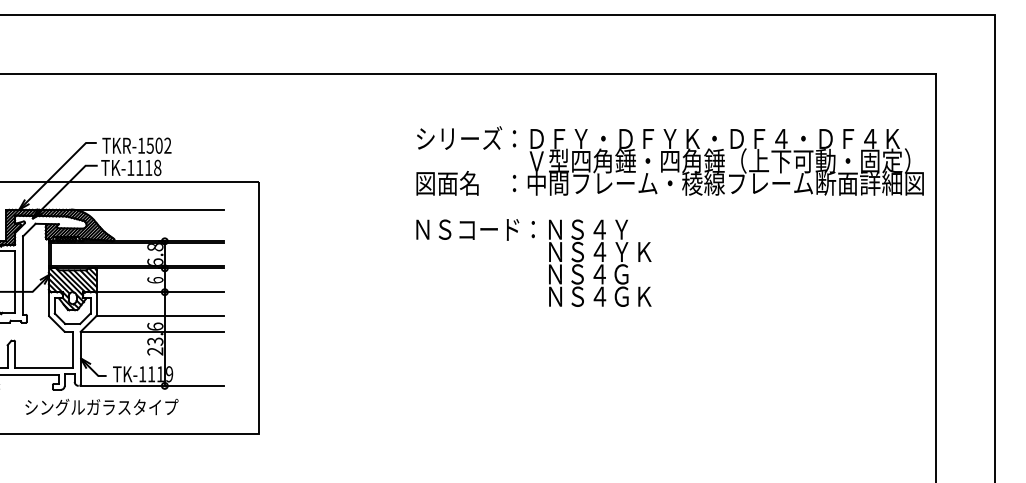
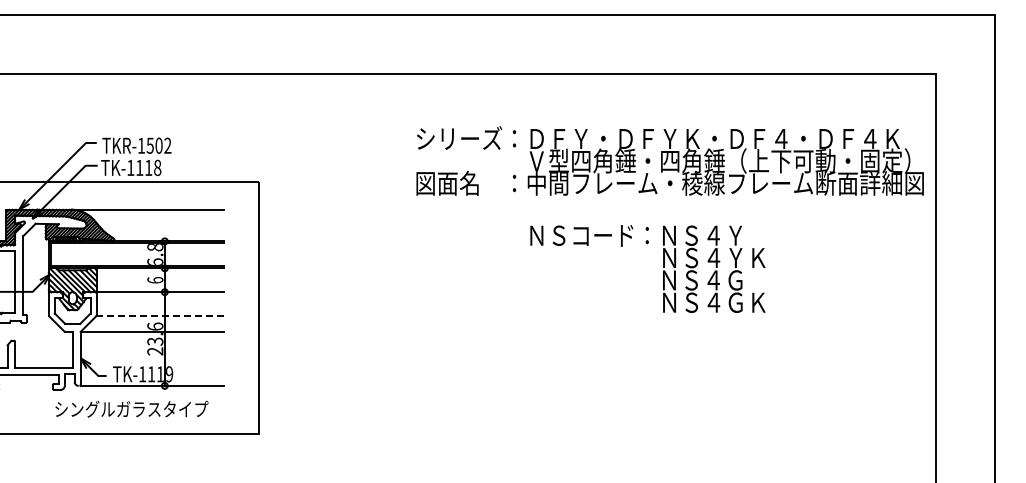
text position: (533, 262) -> (647, 268) (647, 268)
line: solid -> dashed (160, 316)
text position: (101, 406) -> (131, 408) (131, 408)
